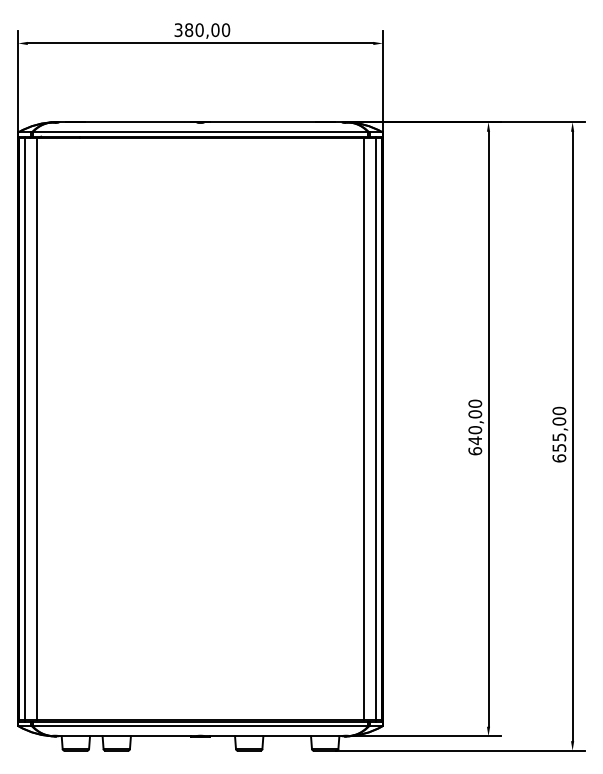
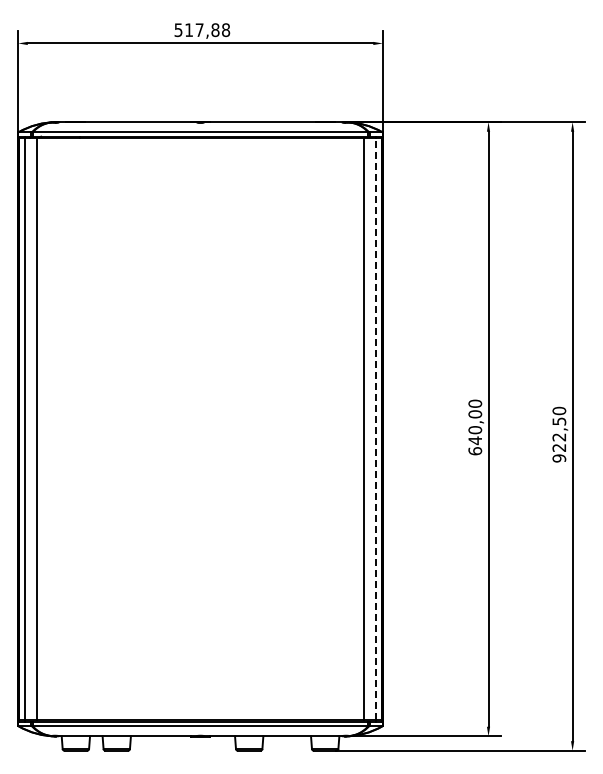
text: 380,00 -> 517,88 (202, 30)
line: solid -> dashed (376, 429)
text: 655,00 -> 922,50 (559, 439)
